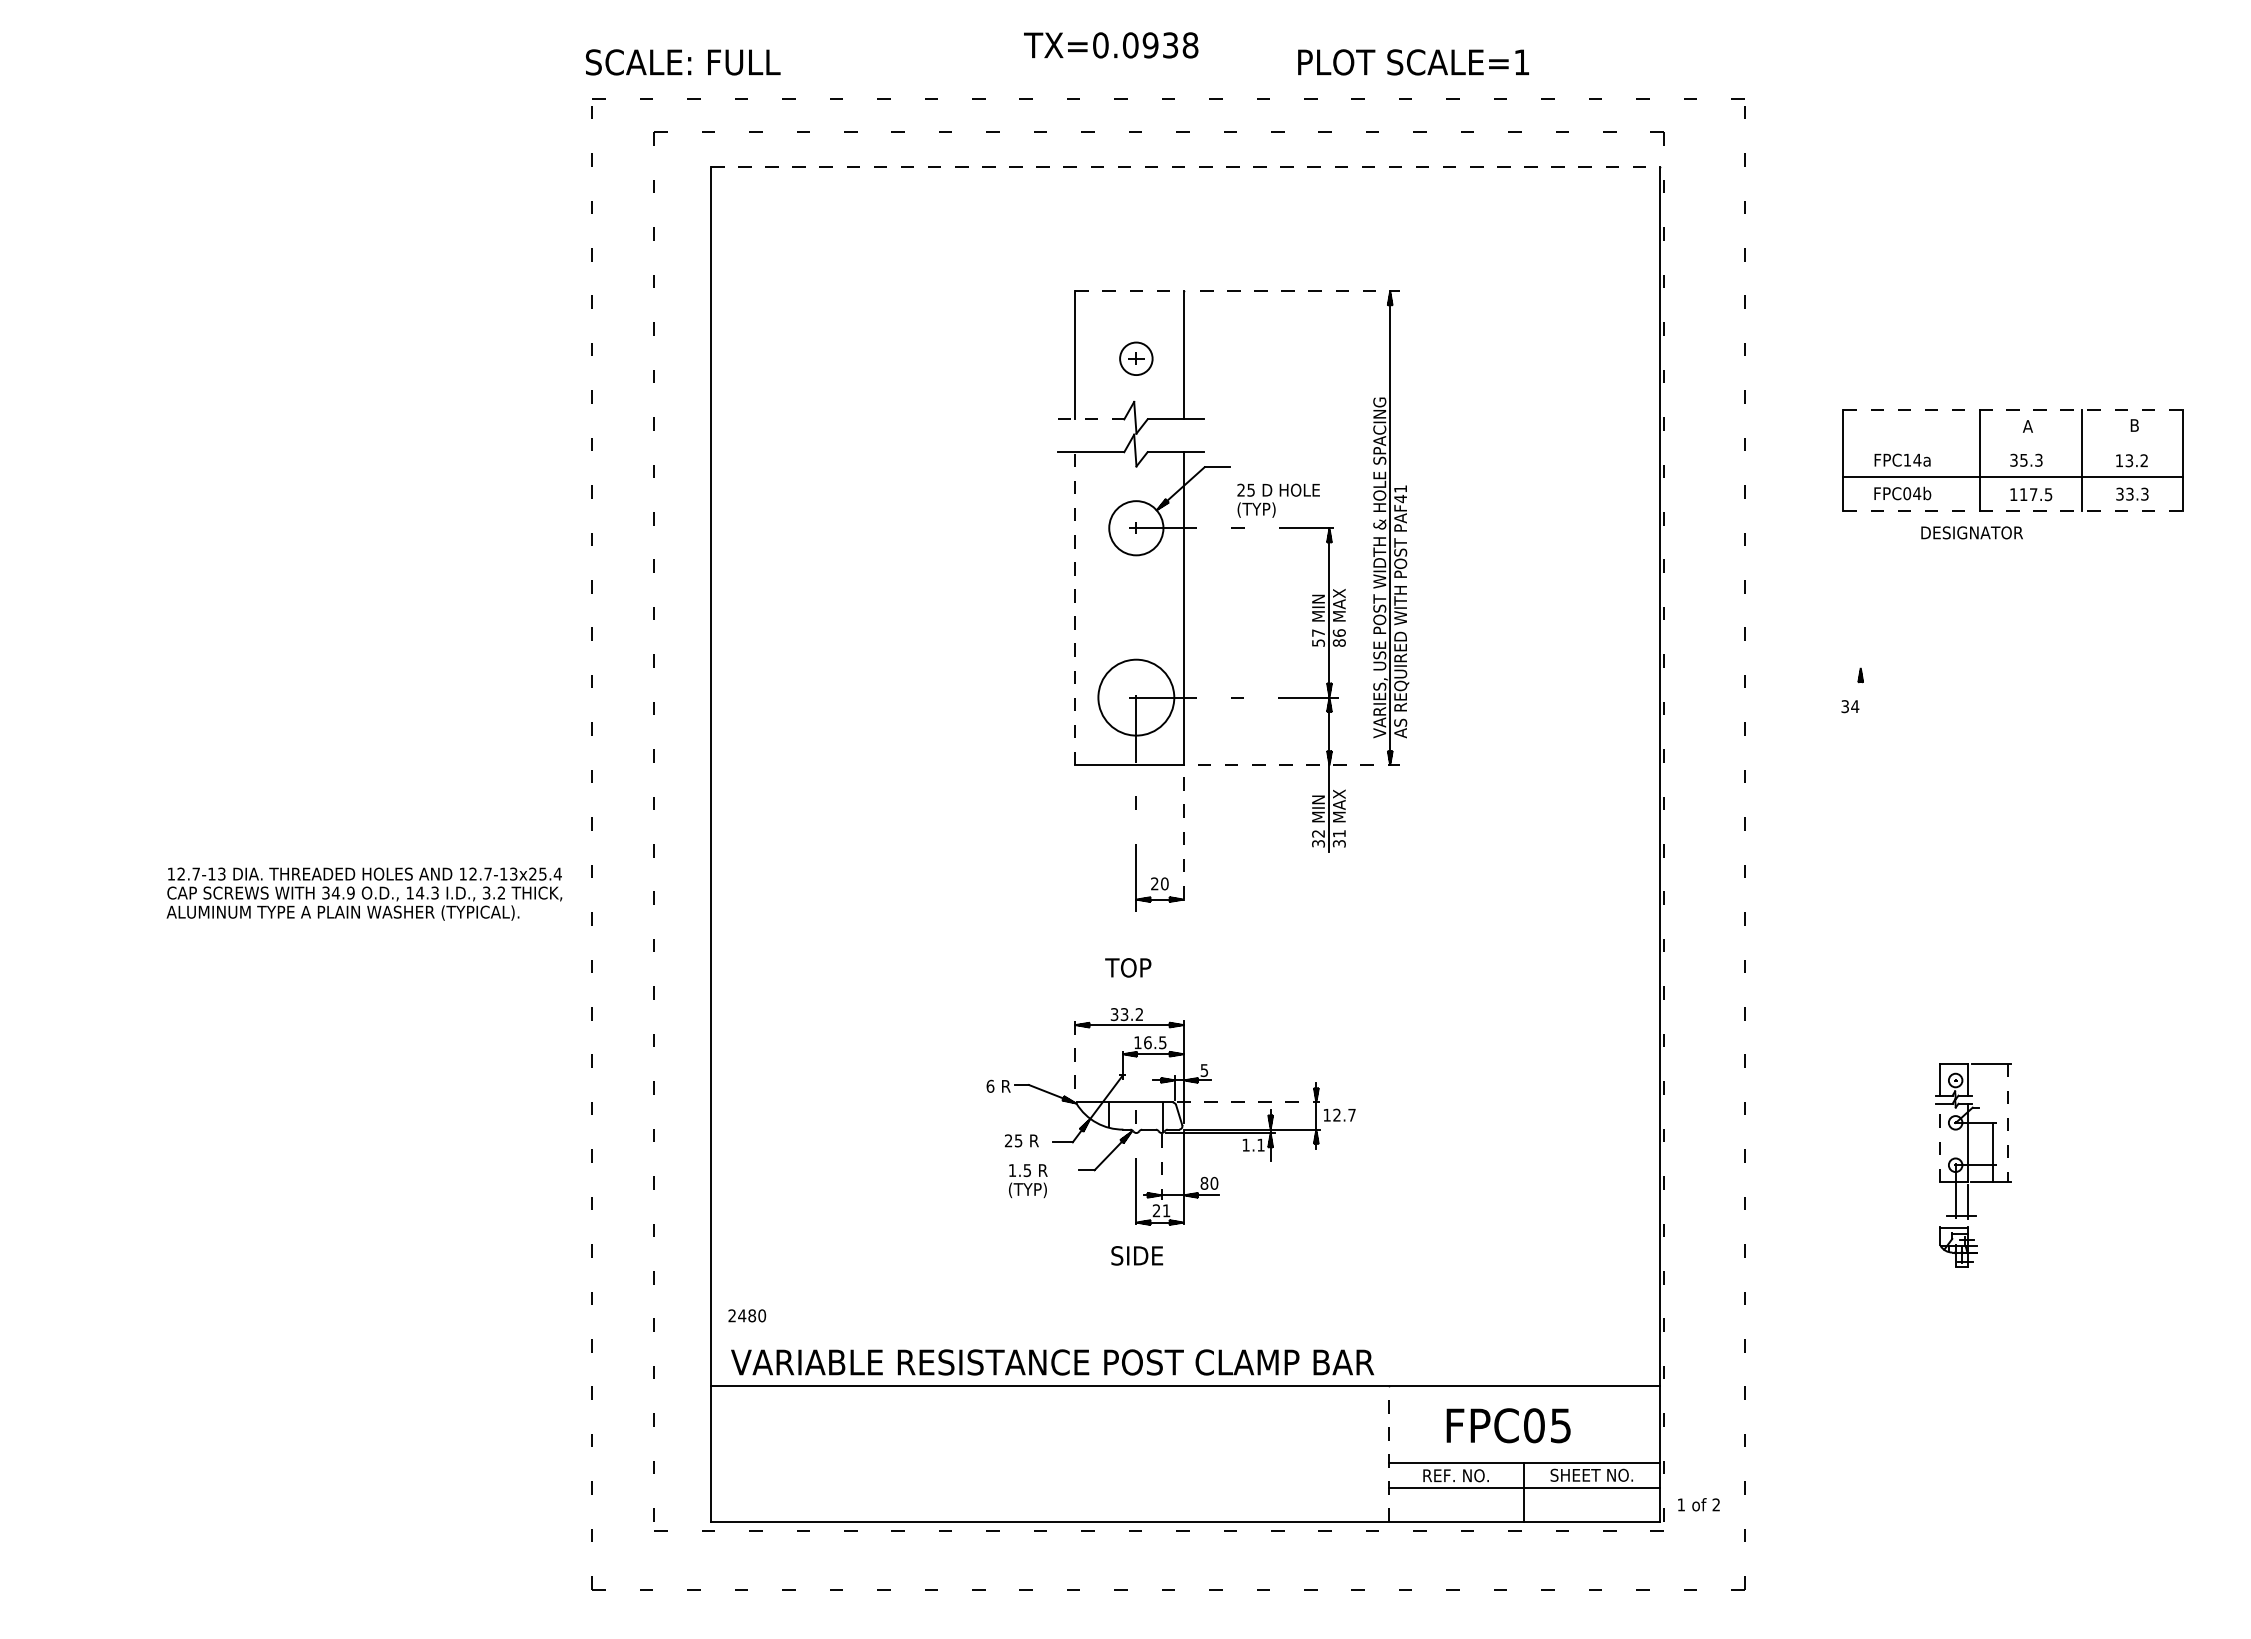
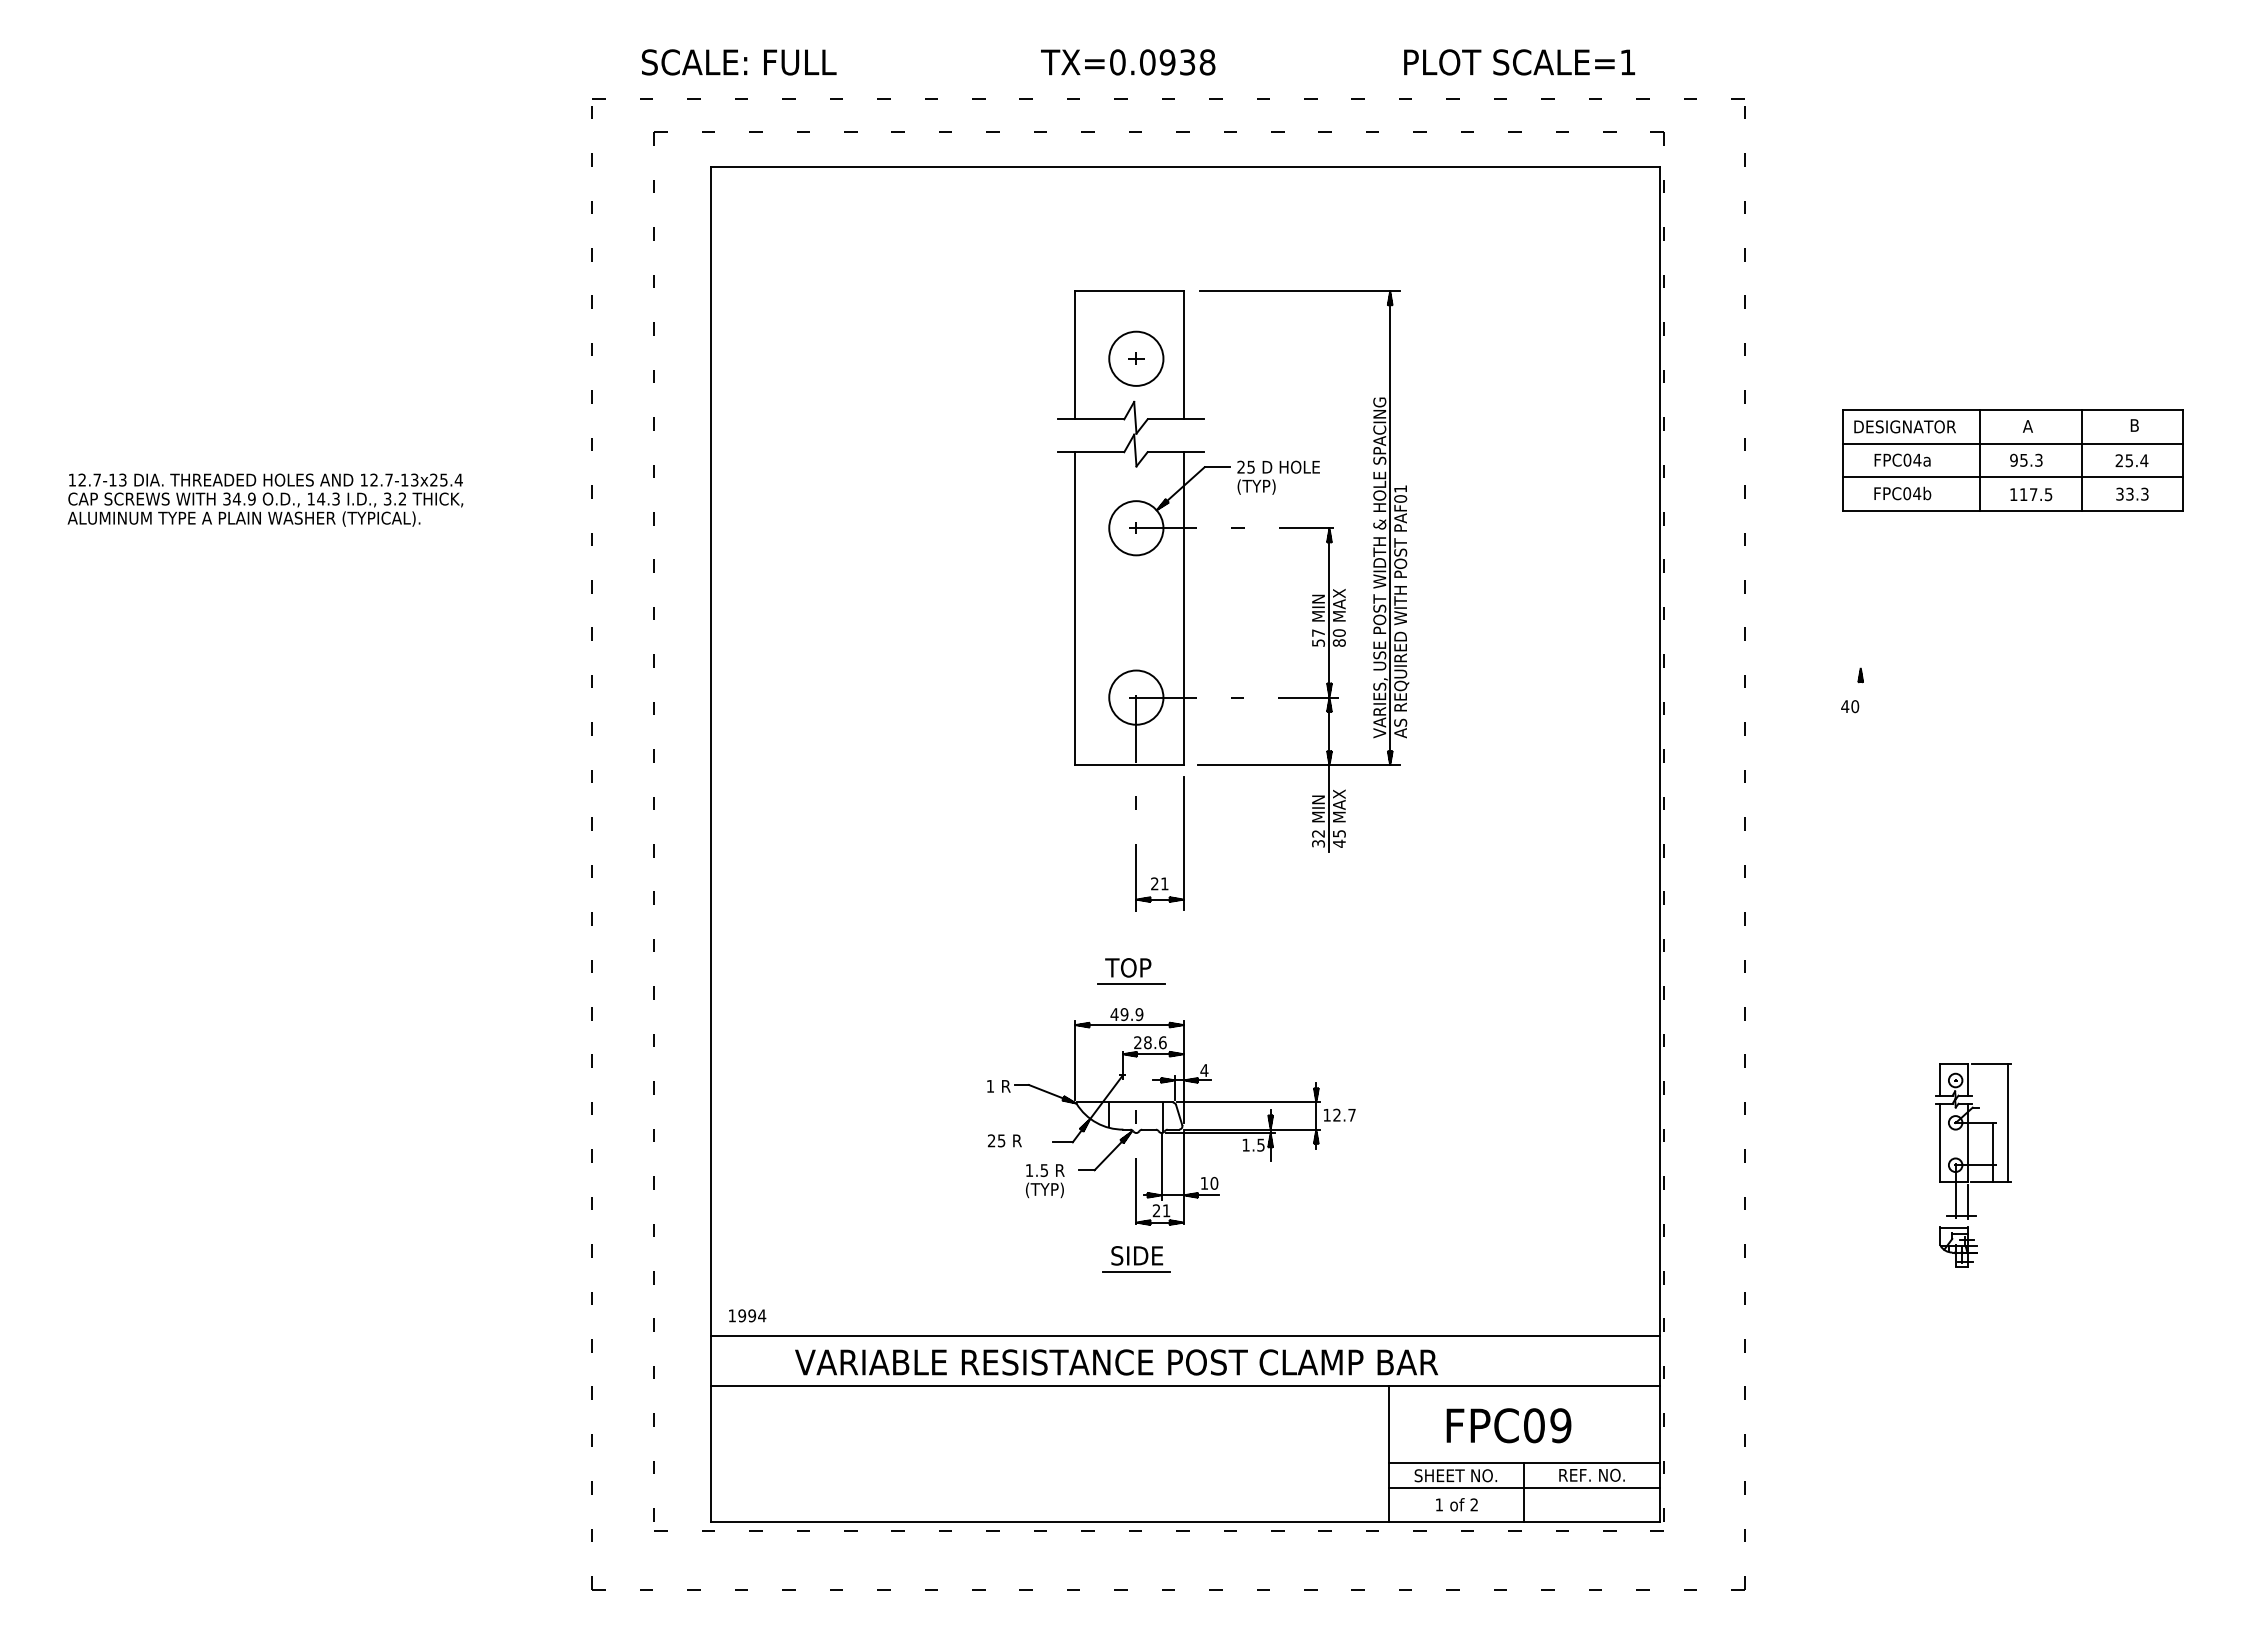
text position: (1111, 45) -> (1128, 62) (1128, 62)
text position: (683, 62) -> (739, 62) (739, 62)
text position: (1413, 62) -> (1519, 62) (1519, 62)
line: dashed -> solid (1185, 166)
line: dashed -> solid (1130, 291)
line: dashed -> solid (1299, 291)
circle diameter: 33 px -> 54 px (1136, 358)
line: dashed -> solid (2013, 409)
line: dashed -> solid (1091, 419)
line: none -> present (2013, 443)
text: FPC14a -> FPC04a (1907, 459)
text: 35.3 -> 95.3 (2013, 459)
text: 13.2 -> 25.4 (2131, 460)
text: PAF41 -> PAF01 (1400, 498)
text position: (1278, 500) -> (1278, 477) (1278, 477)
line: dashed -> solid (2013, 511)
text position: (1971, 532) -> (1904, 426) (1904, 426)
line: dashed -> solid (1075, 608)
text: 86 -> 80 (1338, 632)
circle diameter: 76 px -> 54 px (1136, 697)
text: 34 -> 40 (1850, 706)
line: dashed -> solid (1298, 765)
text: 31 -> 45 (1338, 838)
line: dashed -> solid (1183, 843)
text: 20 -> 21 (1164, 883)
text position: (364, 893) -> (265, 499) (265, 499)
line: none -> present (1131, 984)
text: 33.2 -> 49.9 (1126, 1014)
text: 16.5 -> 28.6 (1150, 1042)
line: dashed -> solid (1075, 1061)
text: 5 -> 4 (1204, 1070)
text: 6 -> 1 (990, 1085)
line: dashed -> solid (1248, 1102)
line: dashed -> solid (2008, 1123)
text position: (1021, 1140) -> (1004, 1140) (1004, 1140)
line: dashed -> solid (1940, 1142)
text: 1.1 -> 1.5 (1260, 1144)
line: dashed -> solid (1161, 1167)
text position: (1028, 1181) -> (1045, 1181) (1045, 1181)
text: 80 -> 10 (1204, 1182)
line: none -> present (1136, 1272)
text: 2480 -> 1994 (747, 1315)
line: none -> present (1185, 1335)
text position: (1052, 1362) -> (1116, 1362) (1116, 1362)
text: FPC05 -> FPC09 (1560, 1425)
line: dashed -> solid (1388, 1454)
text: SHEET NO. -> REF. NO. (1591, 1474)
text: REF. NO. -> SHEET NO. (1455, 1475)
text position: (1698, 1504) -> (1456, 1504) (1456, 1504)
